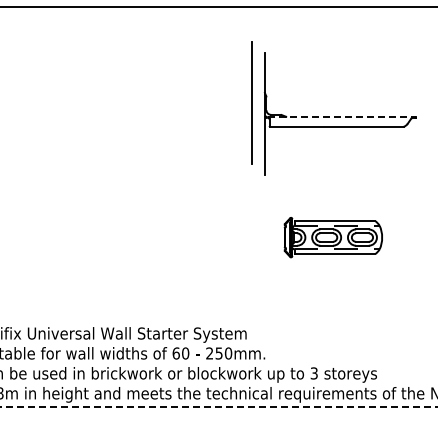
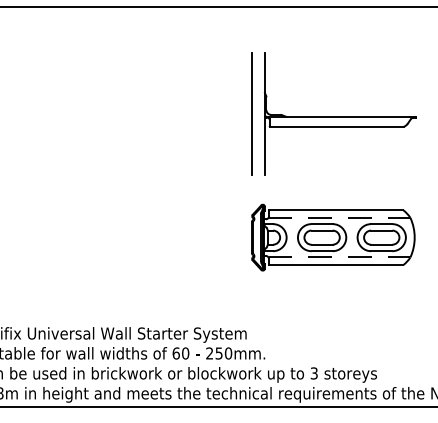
line position: (251, 102) -> (251, 113) (251, 113)
line: dashed -> solid (342, 116)
part size: 100x42 px -> 165x69 px (333, 237)
line: dashed -> solid (219, 406)
